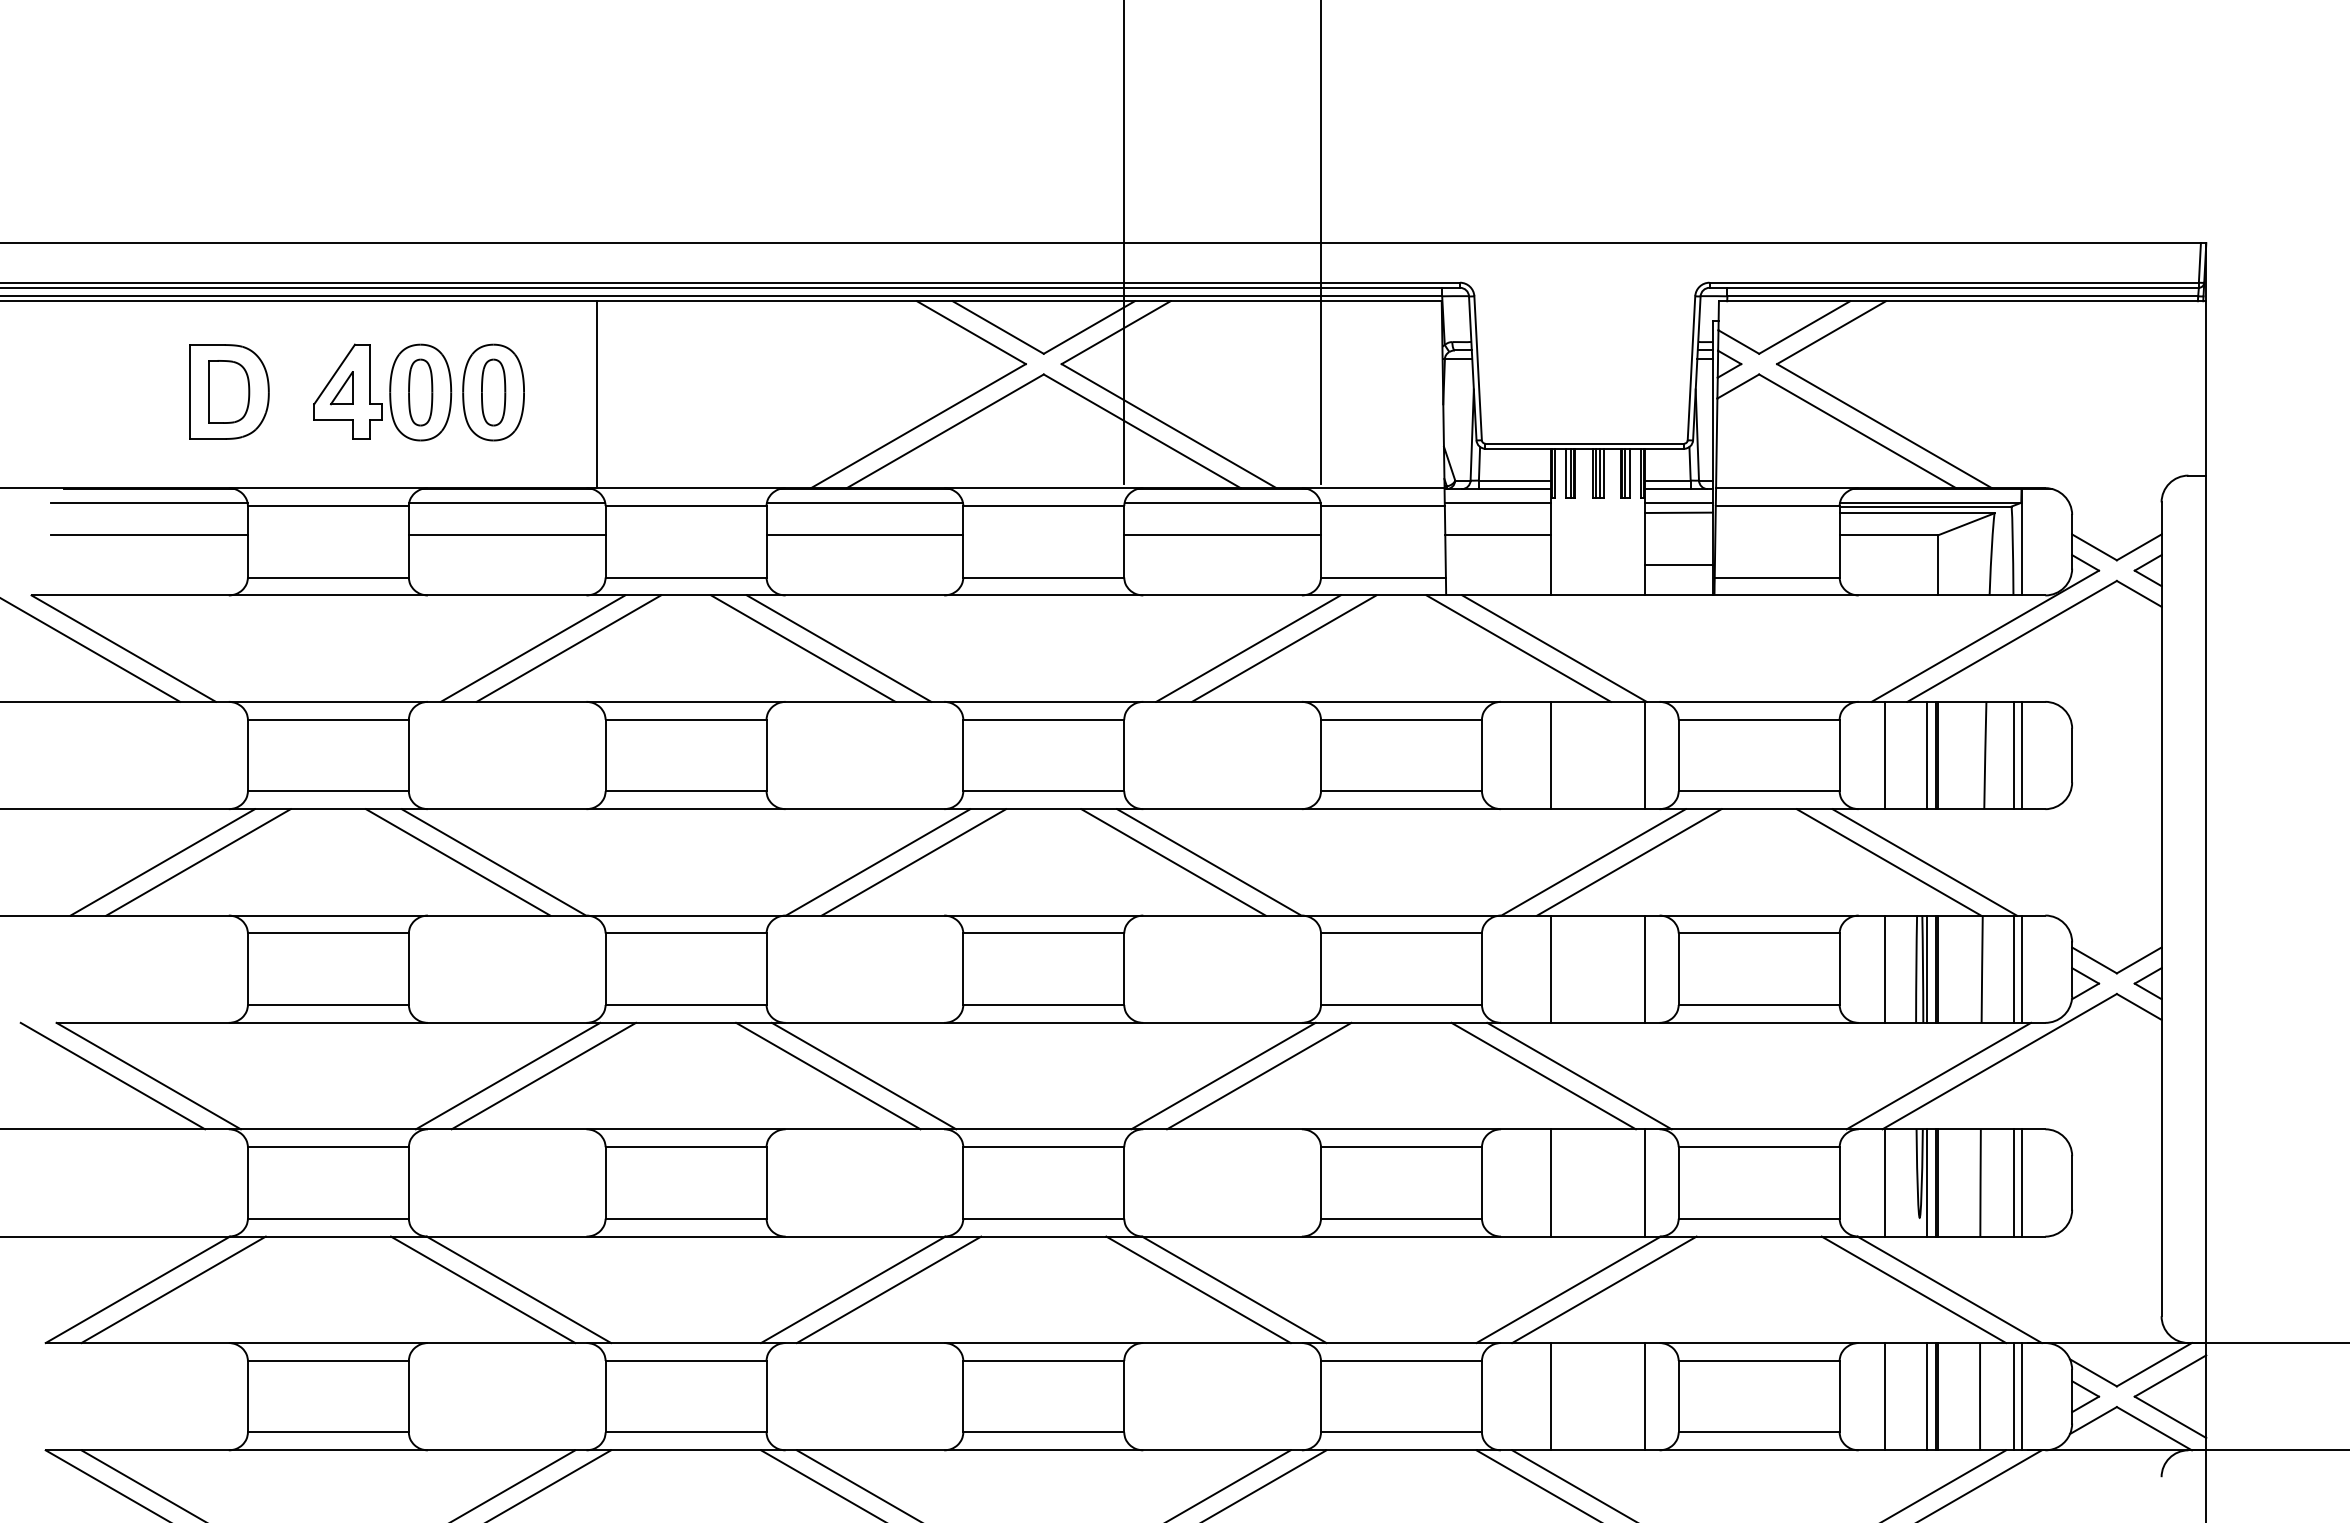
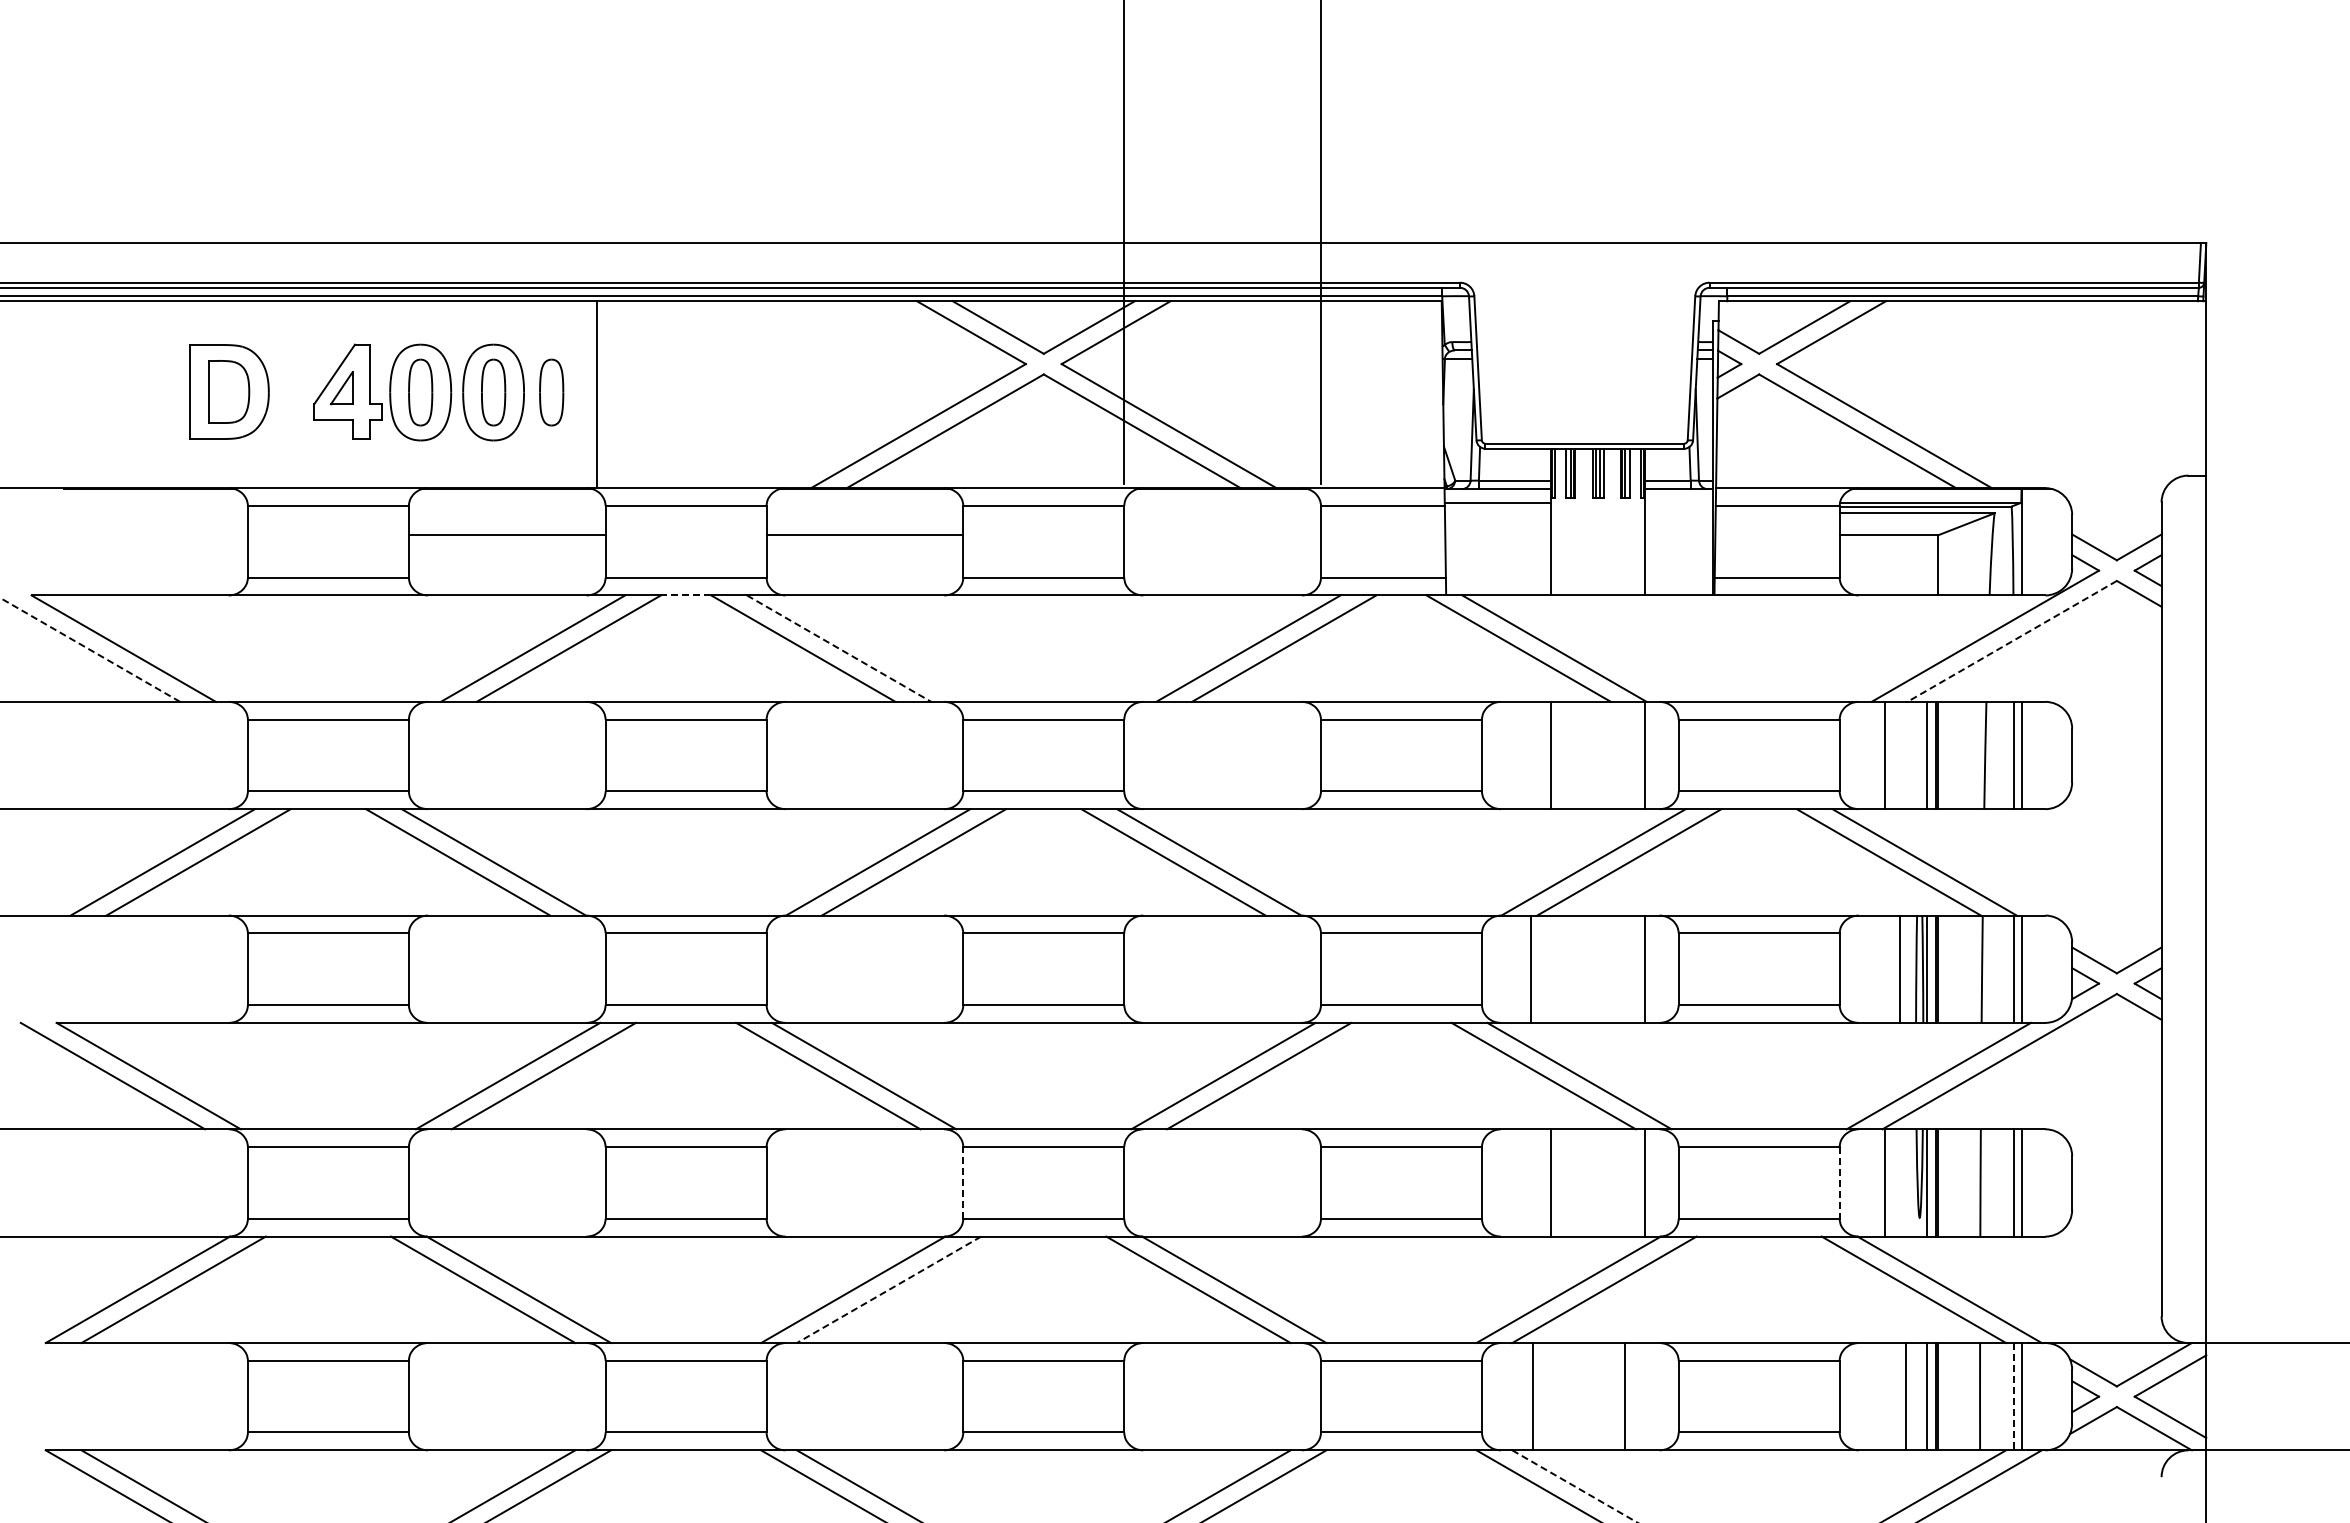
part: none -> present (551, 392)
line: present -> none (149, 502)
line: present -> none (507, 502)
line: present -> none (864, 502)
line: present -> none (1222, 502)
line: present -> none (1678, 502)
line: present -> none (1678, 512)
line: present -> none (149, 535)
line: present -> none (1222, 535)
line: present -> none (1498, 535)
line: present -> none (1678, 565)
line: solid -> dashed (685, 595)
line: solid -> dashed (2012, 641)
line: solid -> dashed (839, 648)
line: solid -> dashed (90, 649)
line position: (1551, 968) -> (1531, 968) (1531, 968)
line position: (1884, 968) -> (1899, 968) (1899, 968)
line: solid -> dashed (963, 1182)
line: solid -> dashed (1839, 1182)
line: solid -> dashed (888, 1290)
line position: (1551, 1396) -> (1533, 1396) (1533, 1396)
line position: (1645, 1396) -> (1625, 1396) (1625, 1396)
line position: (1884, 1396) -> (1905, 1396) (1905, 1396)
line: solid -> dashed (2013, 1396)
line: solid -> dashed (1575, 1486)
